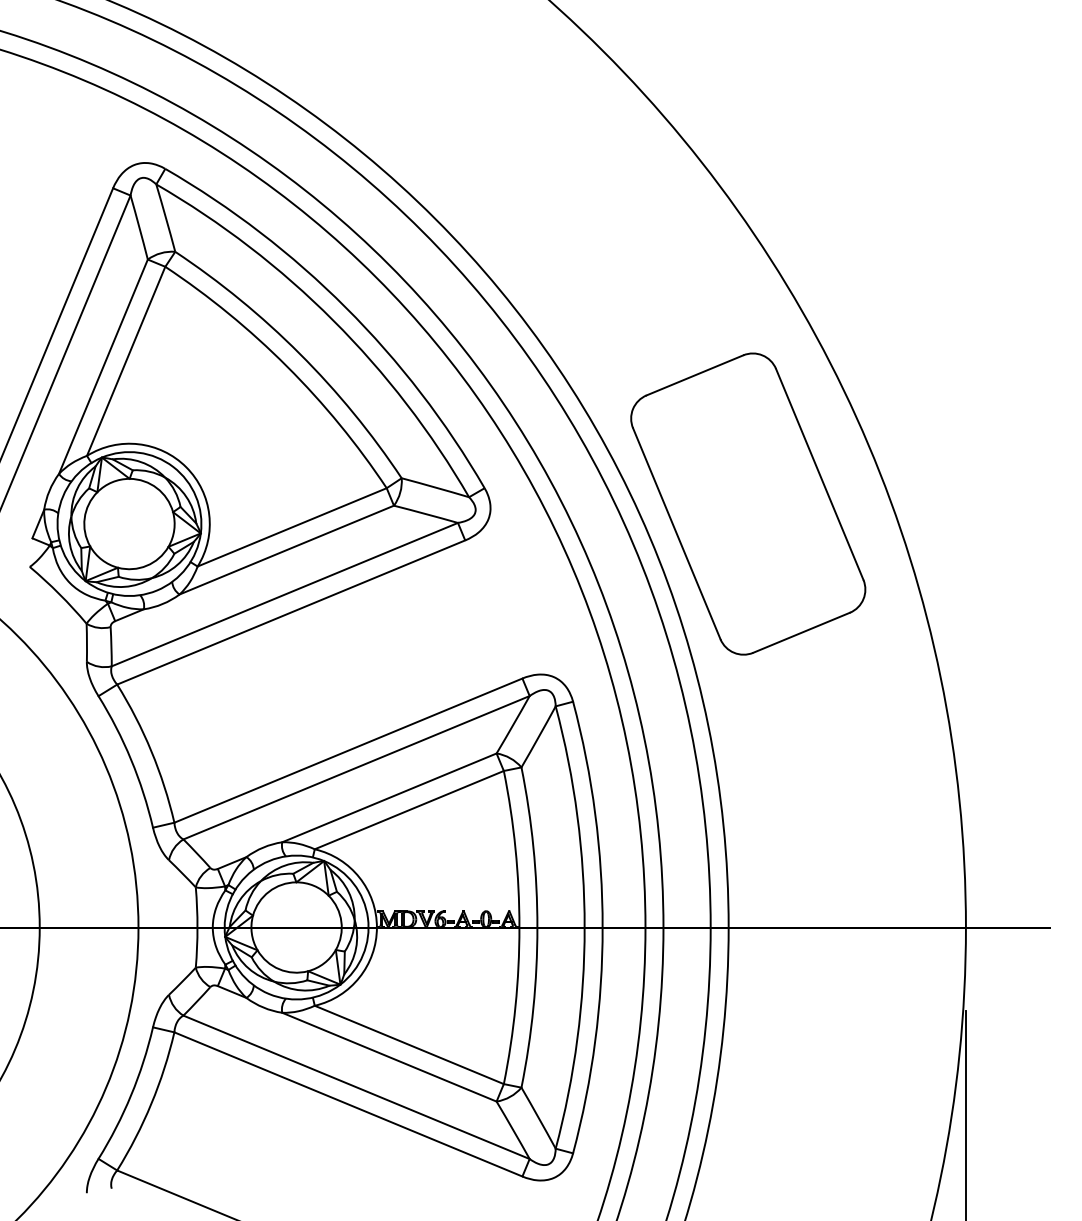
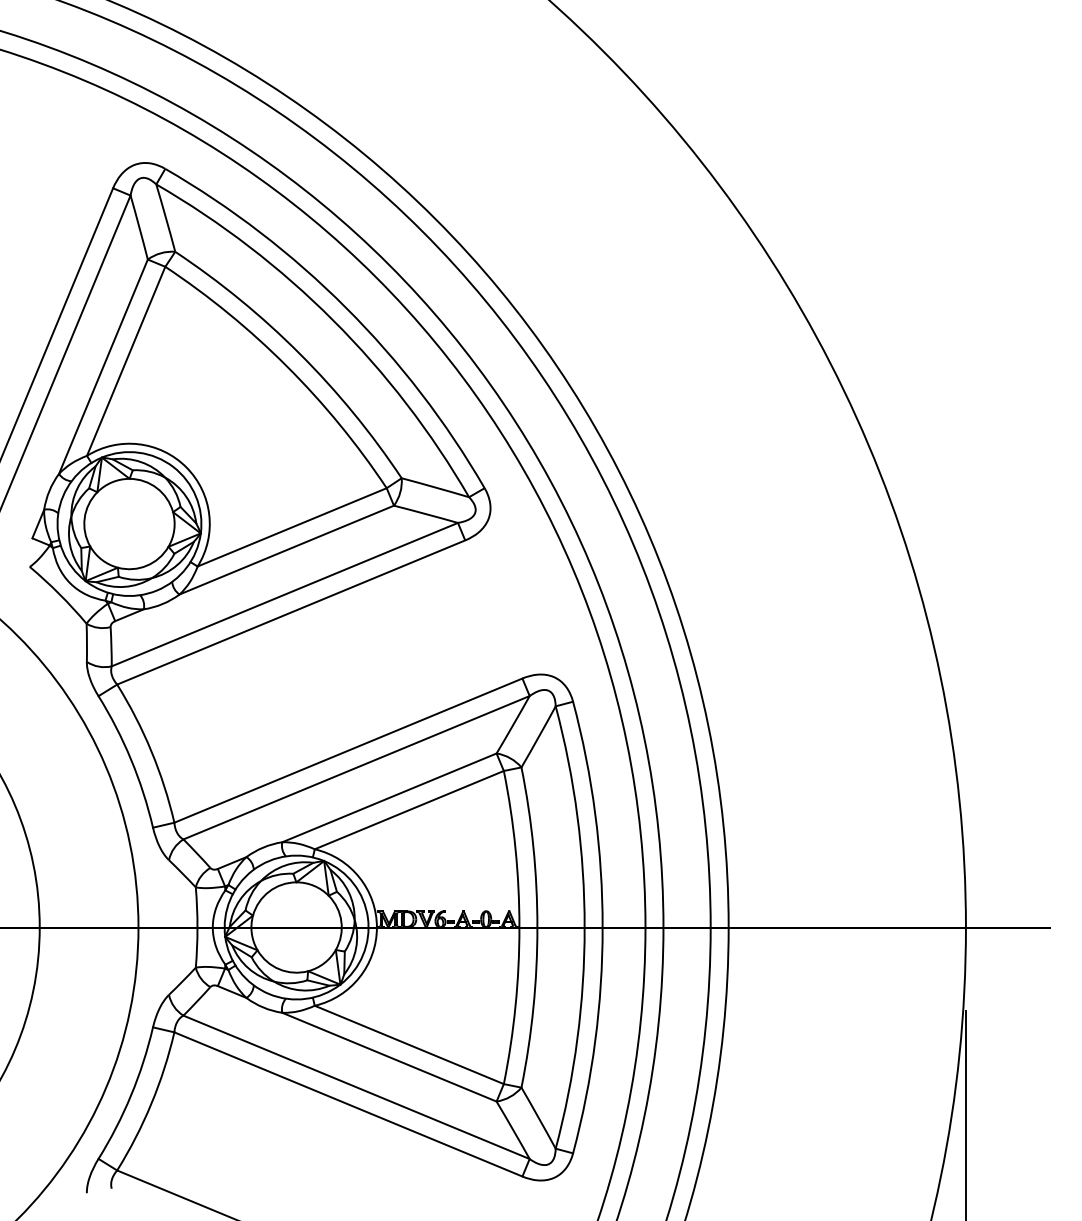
part: present -> none (748, 503)
